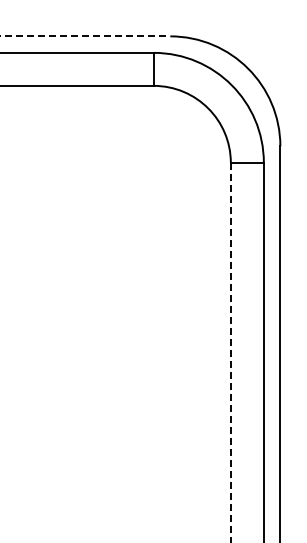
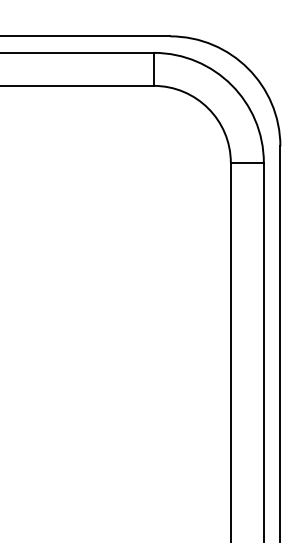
line: dashed -> solid (85, 36)
line: dashed -> solid (230, 352)
